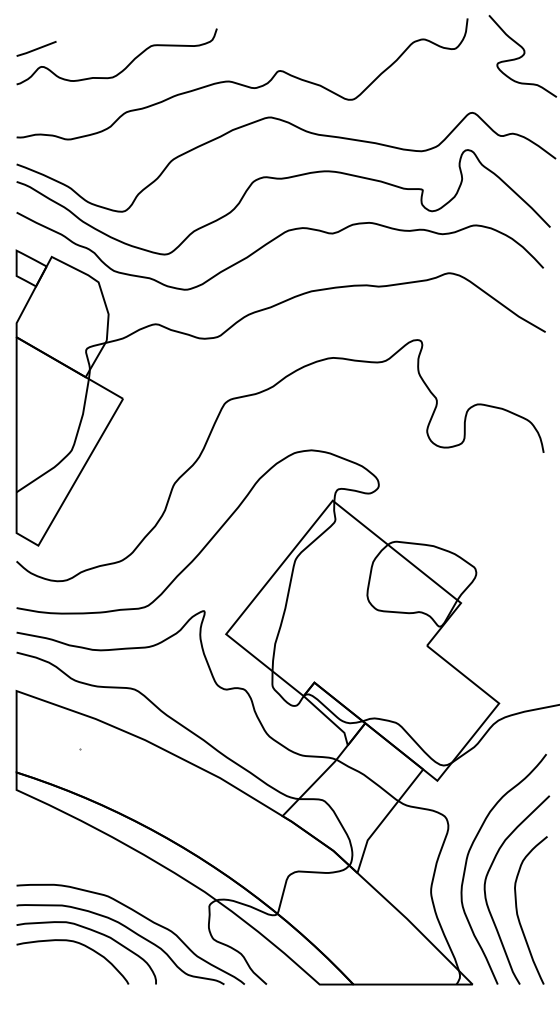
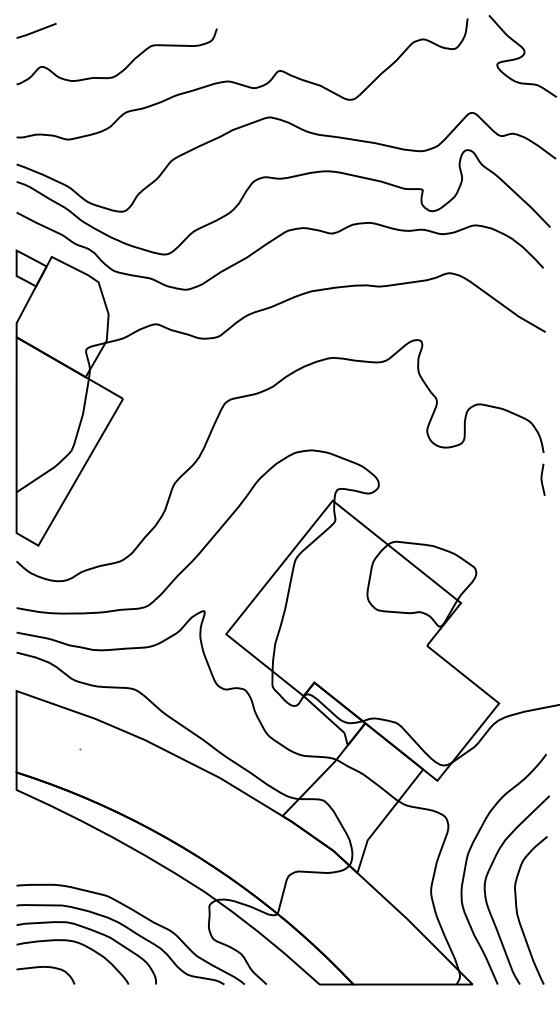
line position: (36, 48) -> (36, 30) (36, 30)
line: none -> present (542, 479)
curve: none -> present (45, 967)
